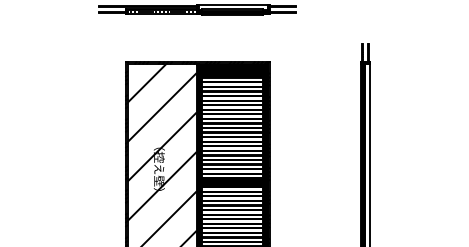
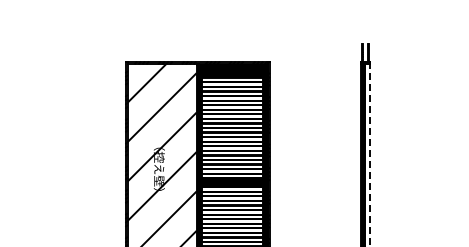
part: present -> none (197, 9)
line: solid -> dashed (369, 154)
